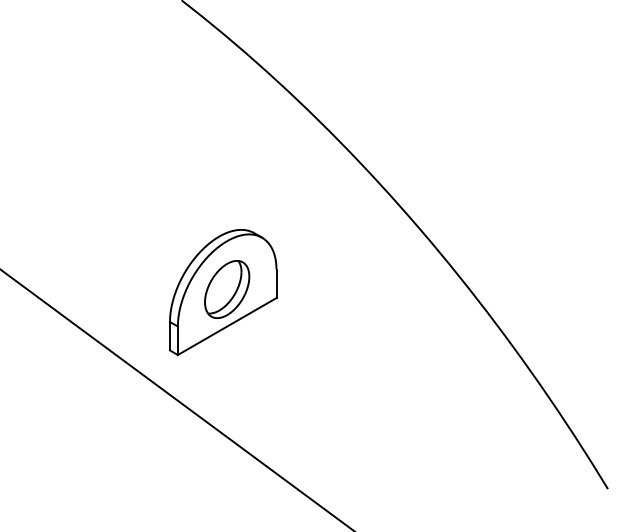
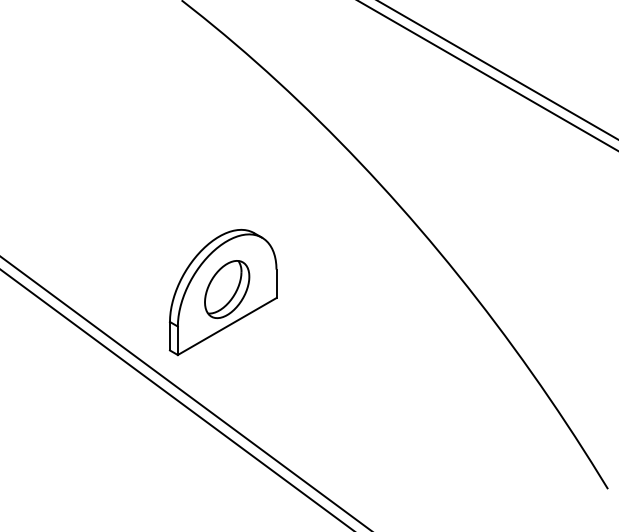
line: none -> present (497, 70)
line: none -> present (487, 75)
line: none -> present (185, 392)
